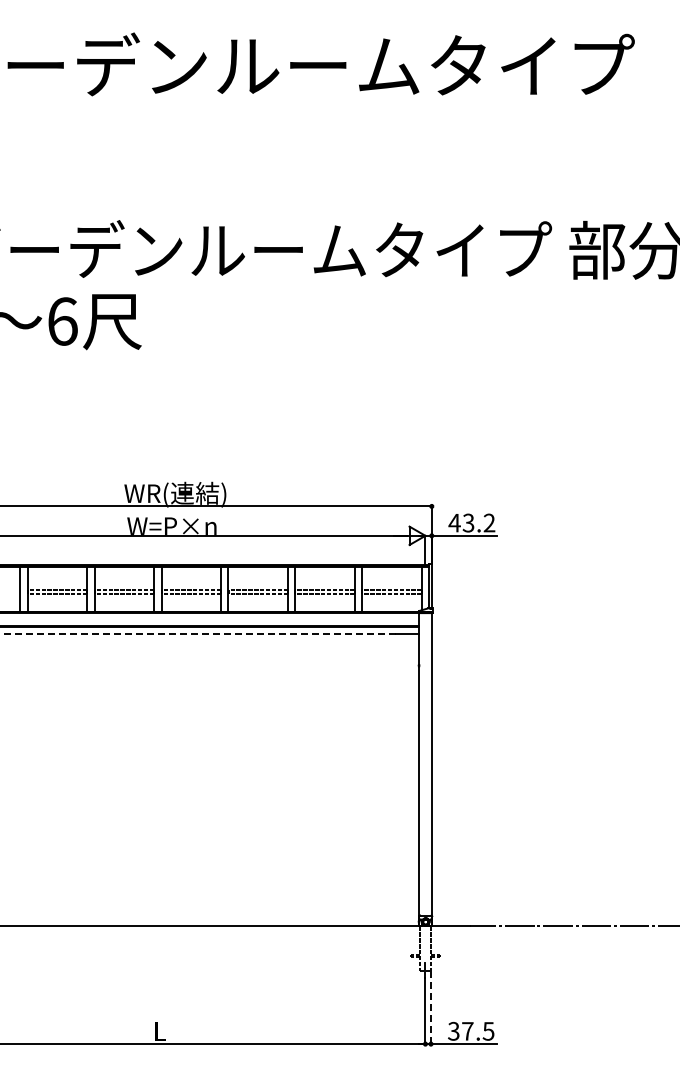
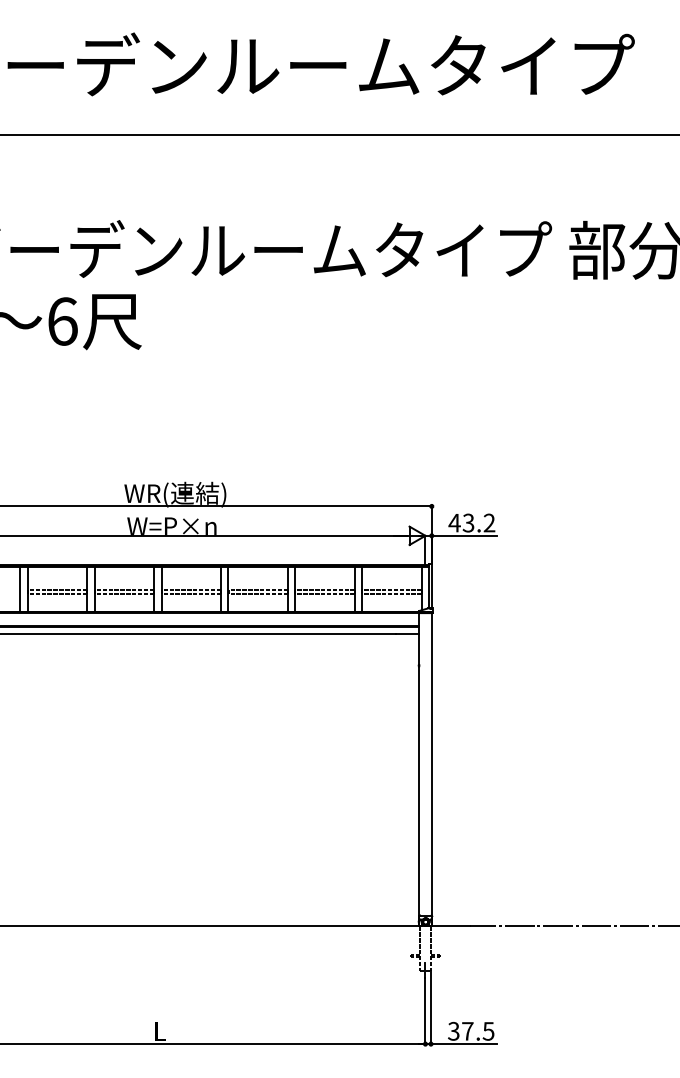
line: none -> present (339, 134)
line: dashed -> solid (198, 634)
line: dashed -> solid (430, 1007)
